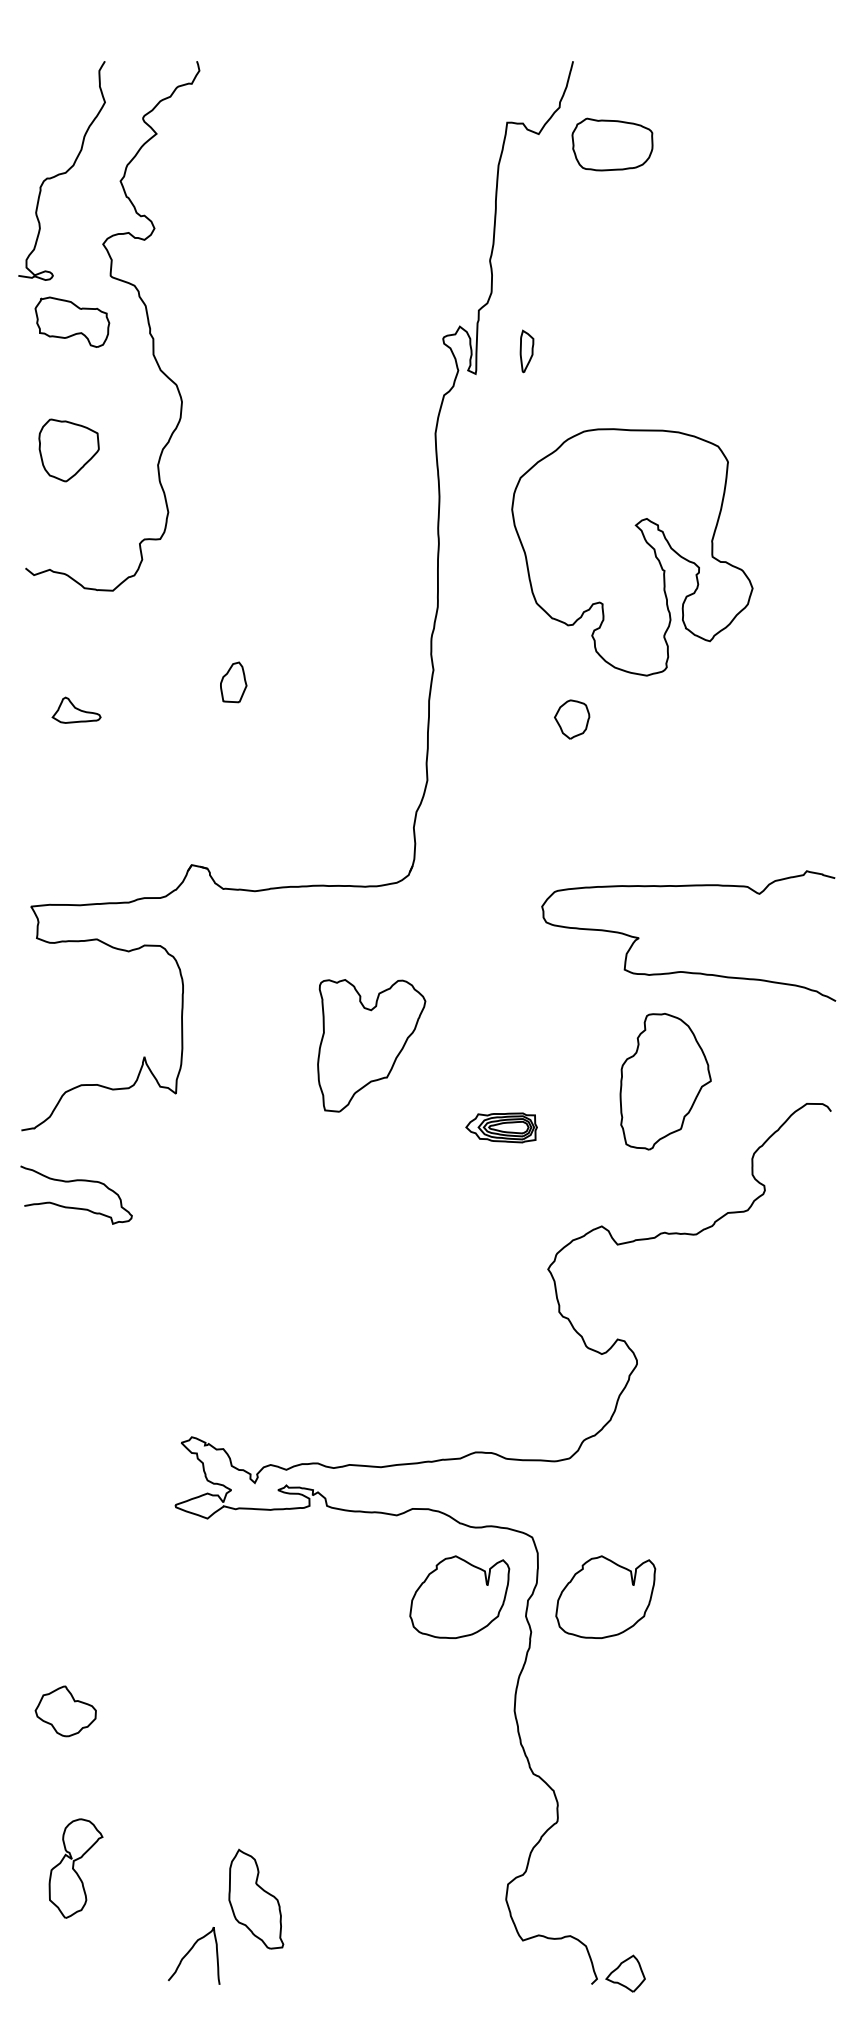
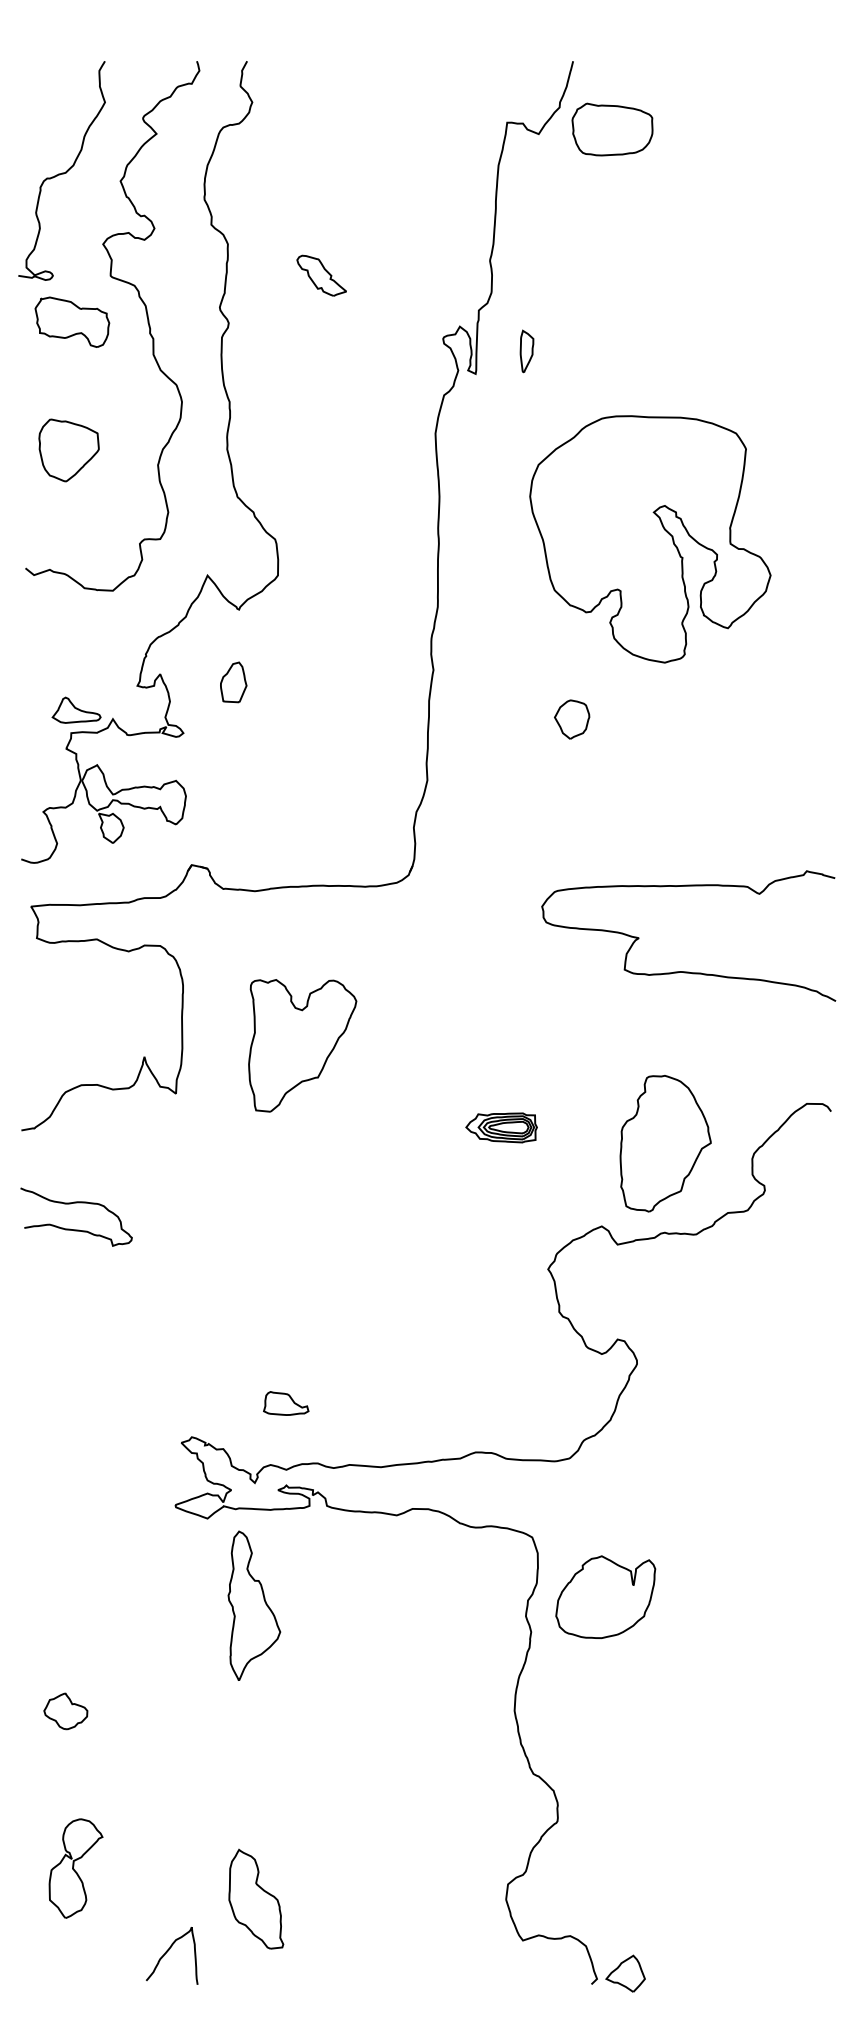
part position: (612, 144) -> (612, 129) (612, 129)
part: none -> present (321, 275)
part: none -> present (226, 451)
part position: (632, 552) -> (650, 539) (650, 539)
part position: (371, 1045) -> (302, 1045) (302, 1045)
part position: (665, 1081) -> (665, 1143) (665, 1143)
curve position: (76, 1181) -> (76, 1203) (76, 1203)
part: none -> present (286, 1403)
part: present -> none (459, 1596)
part: none -> present (254, 1605)
part size: 63x53 px -> 46x39 px (65, 1711)
curve position: (190, 1951) -> (168, 1951) (168, 1951)
